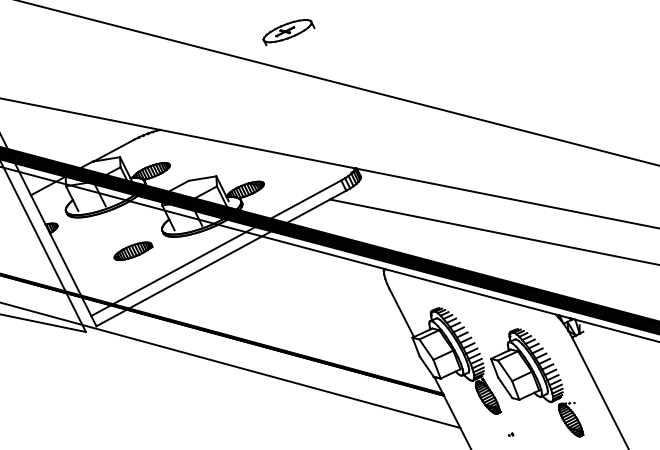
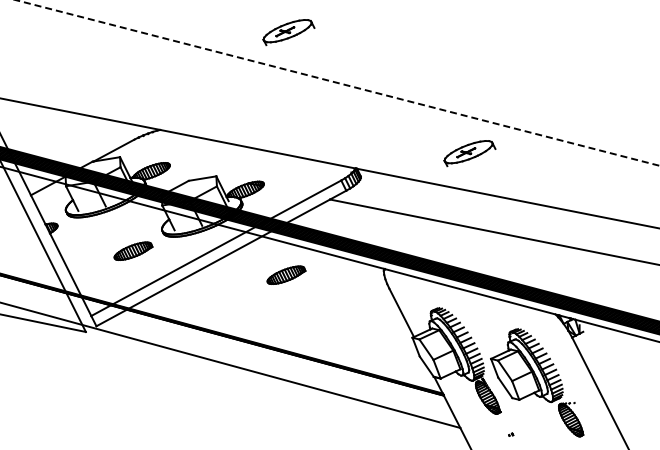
line: solid -> dashed (338, 83)
part: none -> present (469, 153)
part: none -> present (286, 274)
